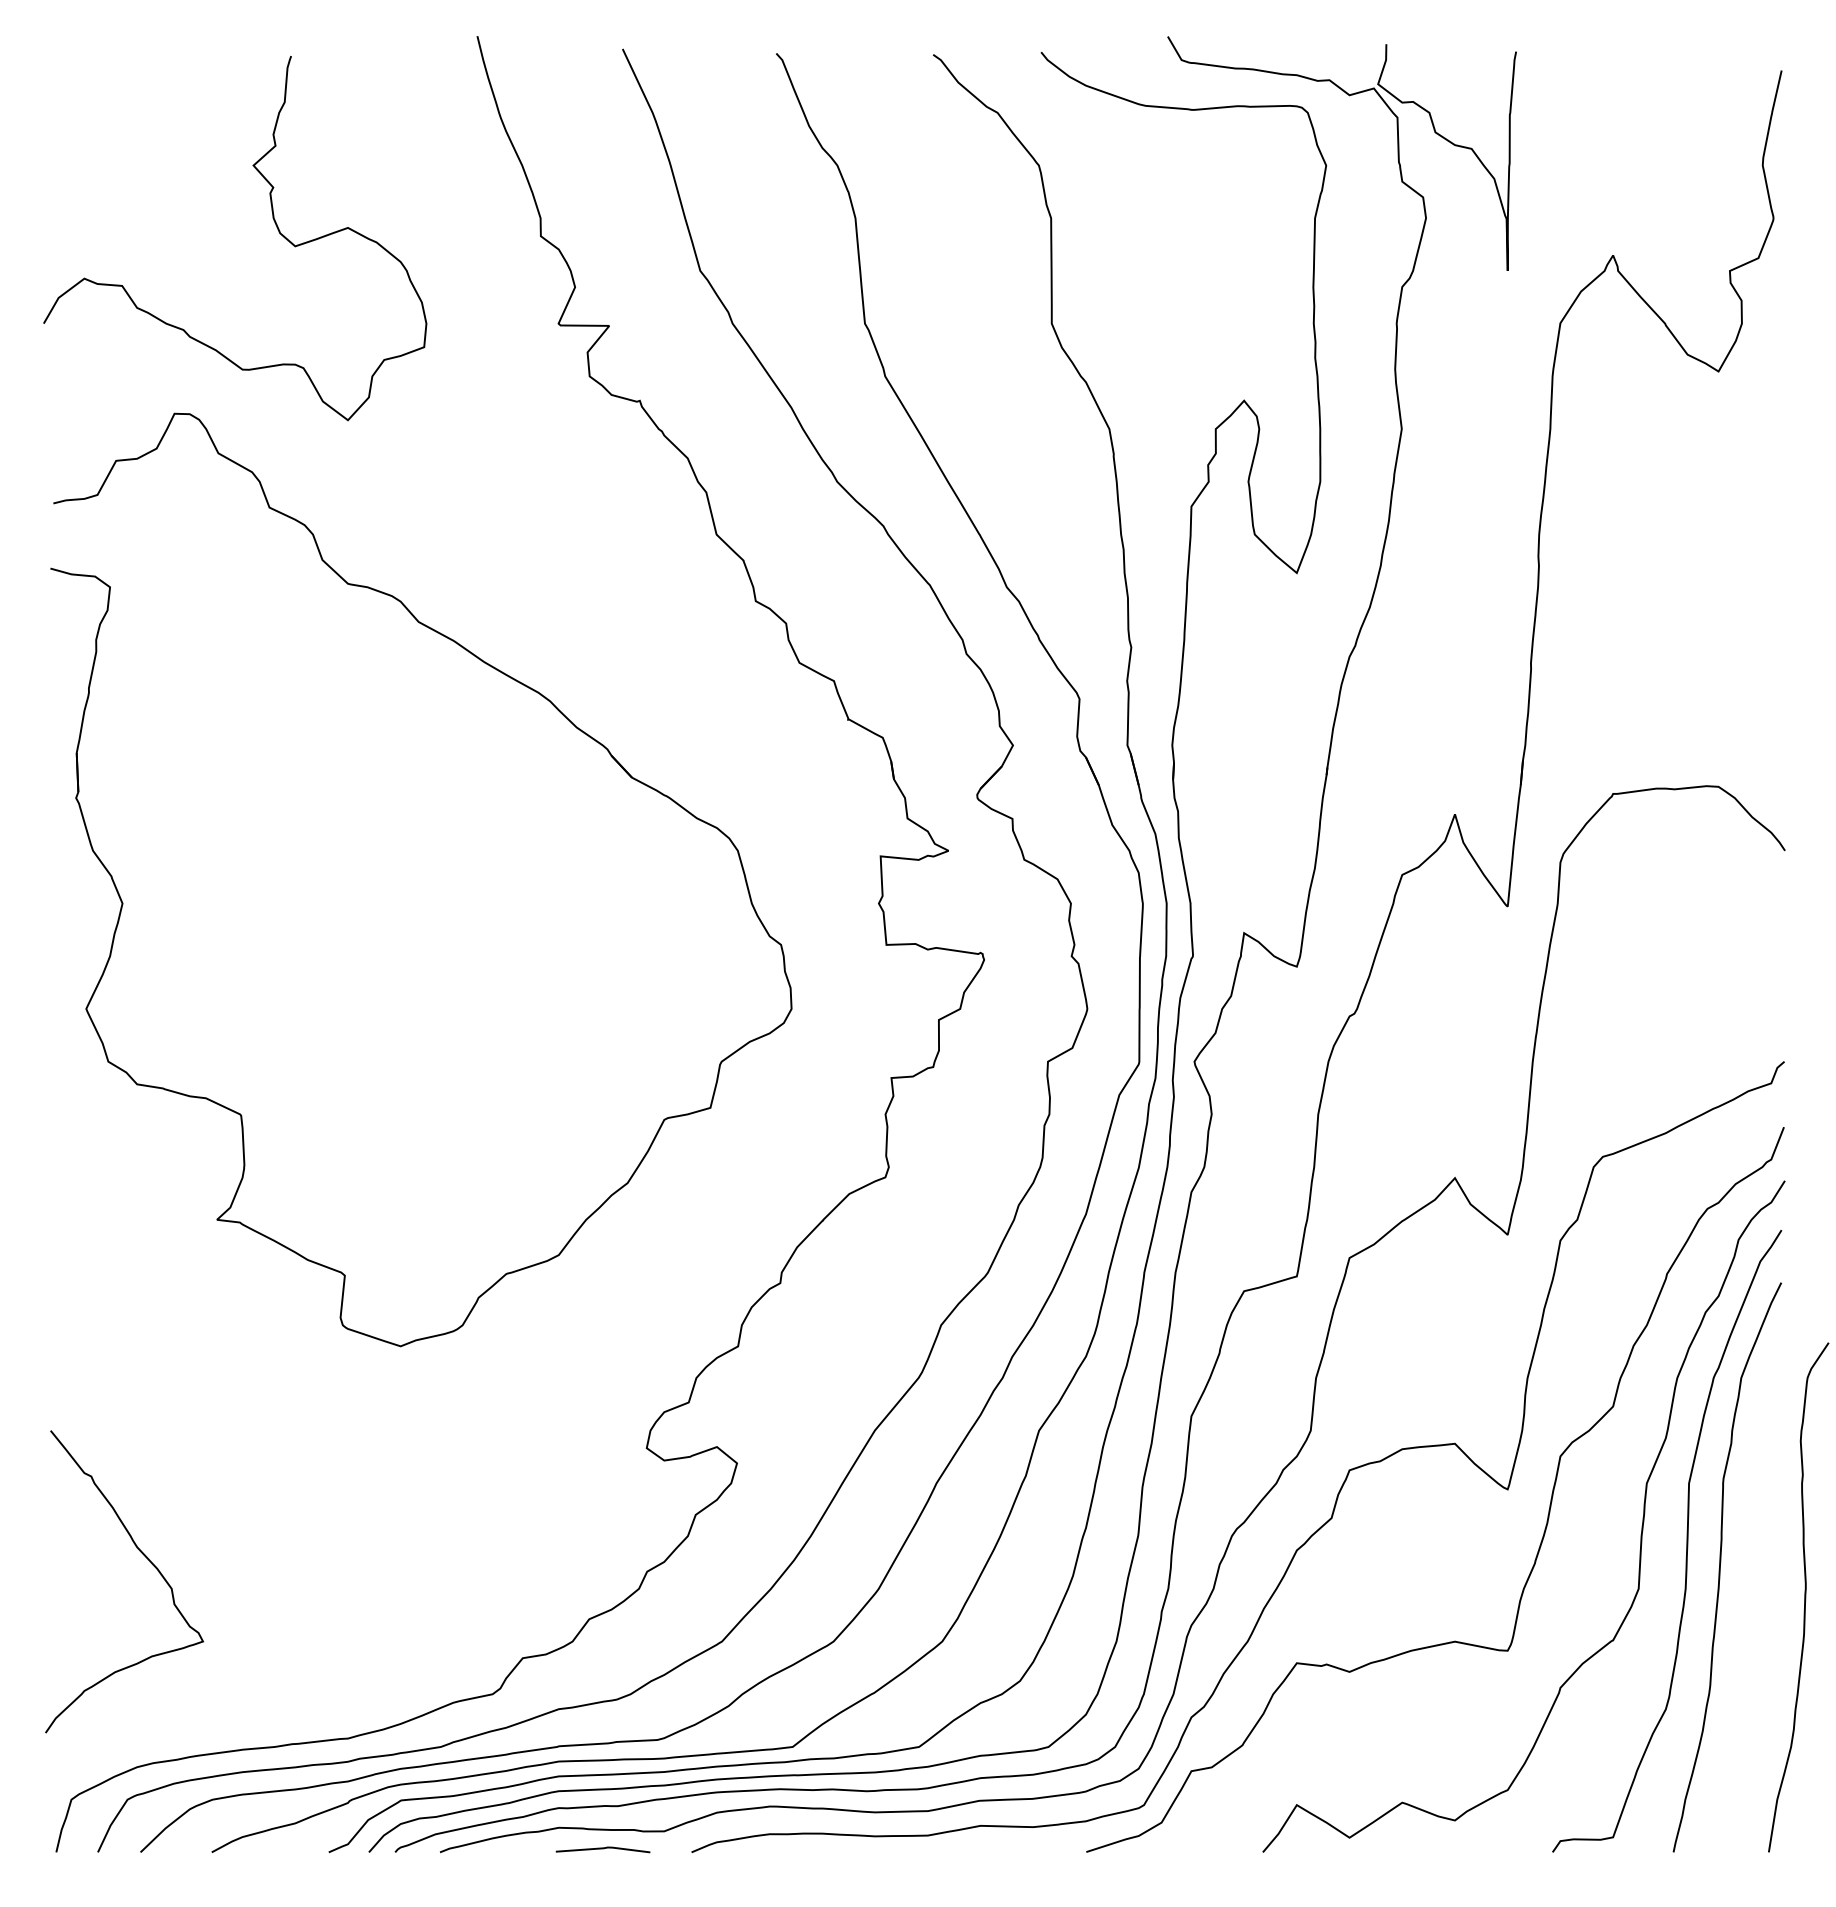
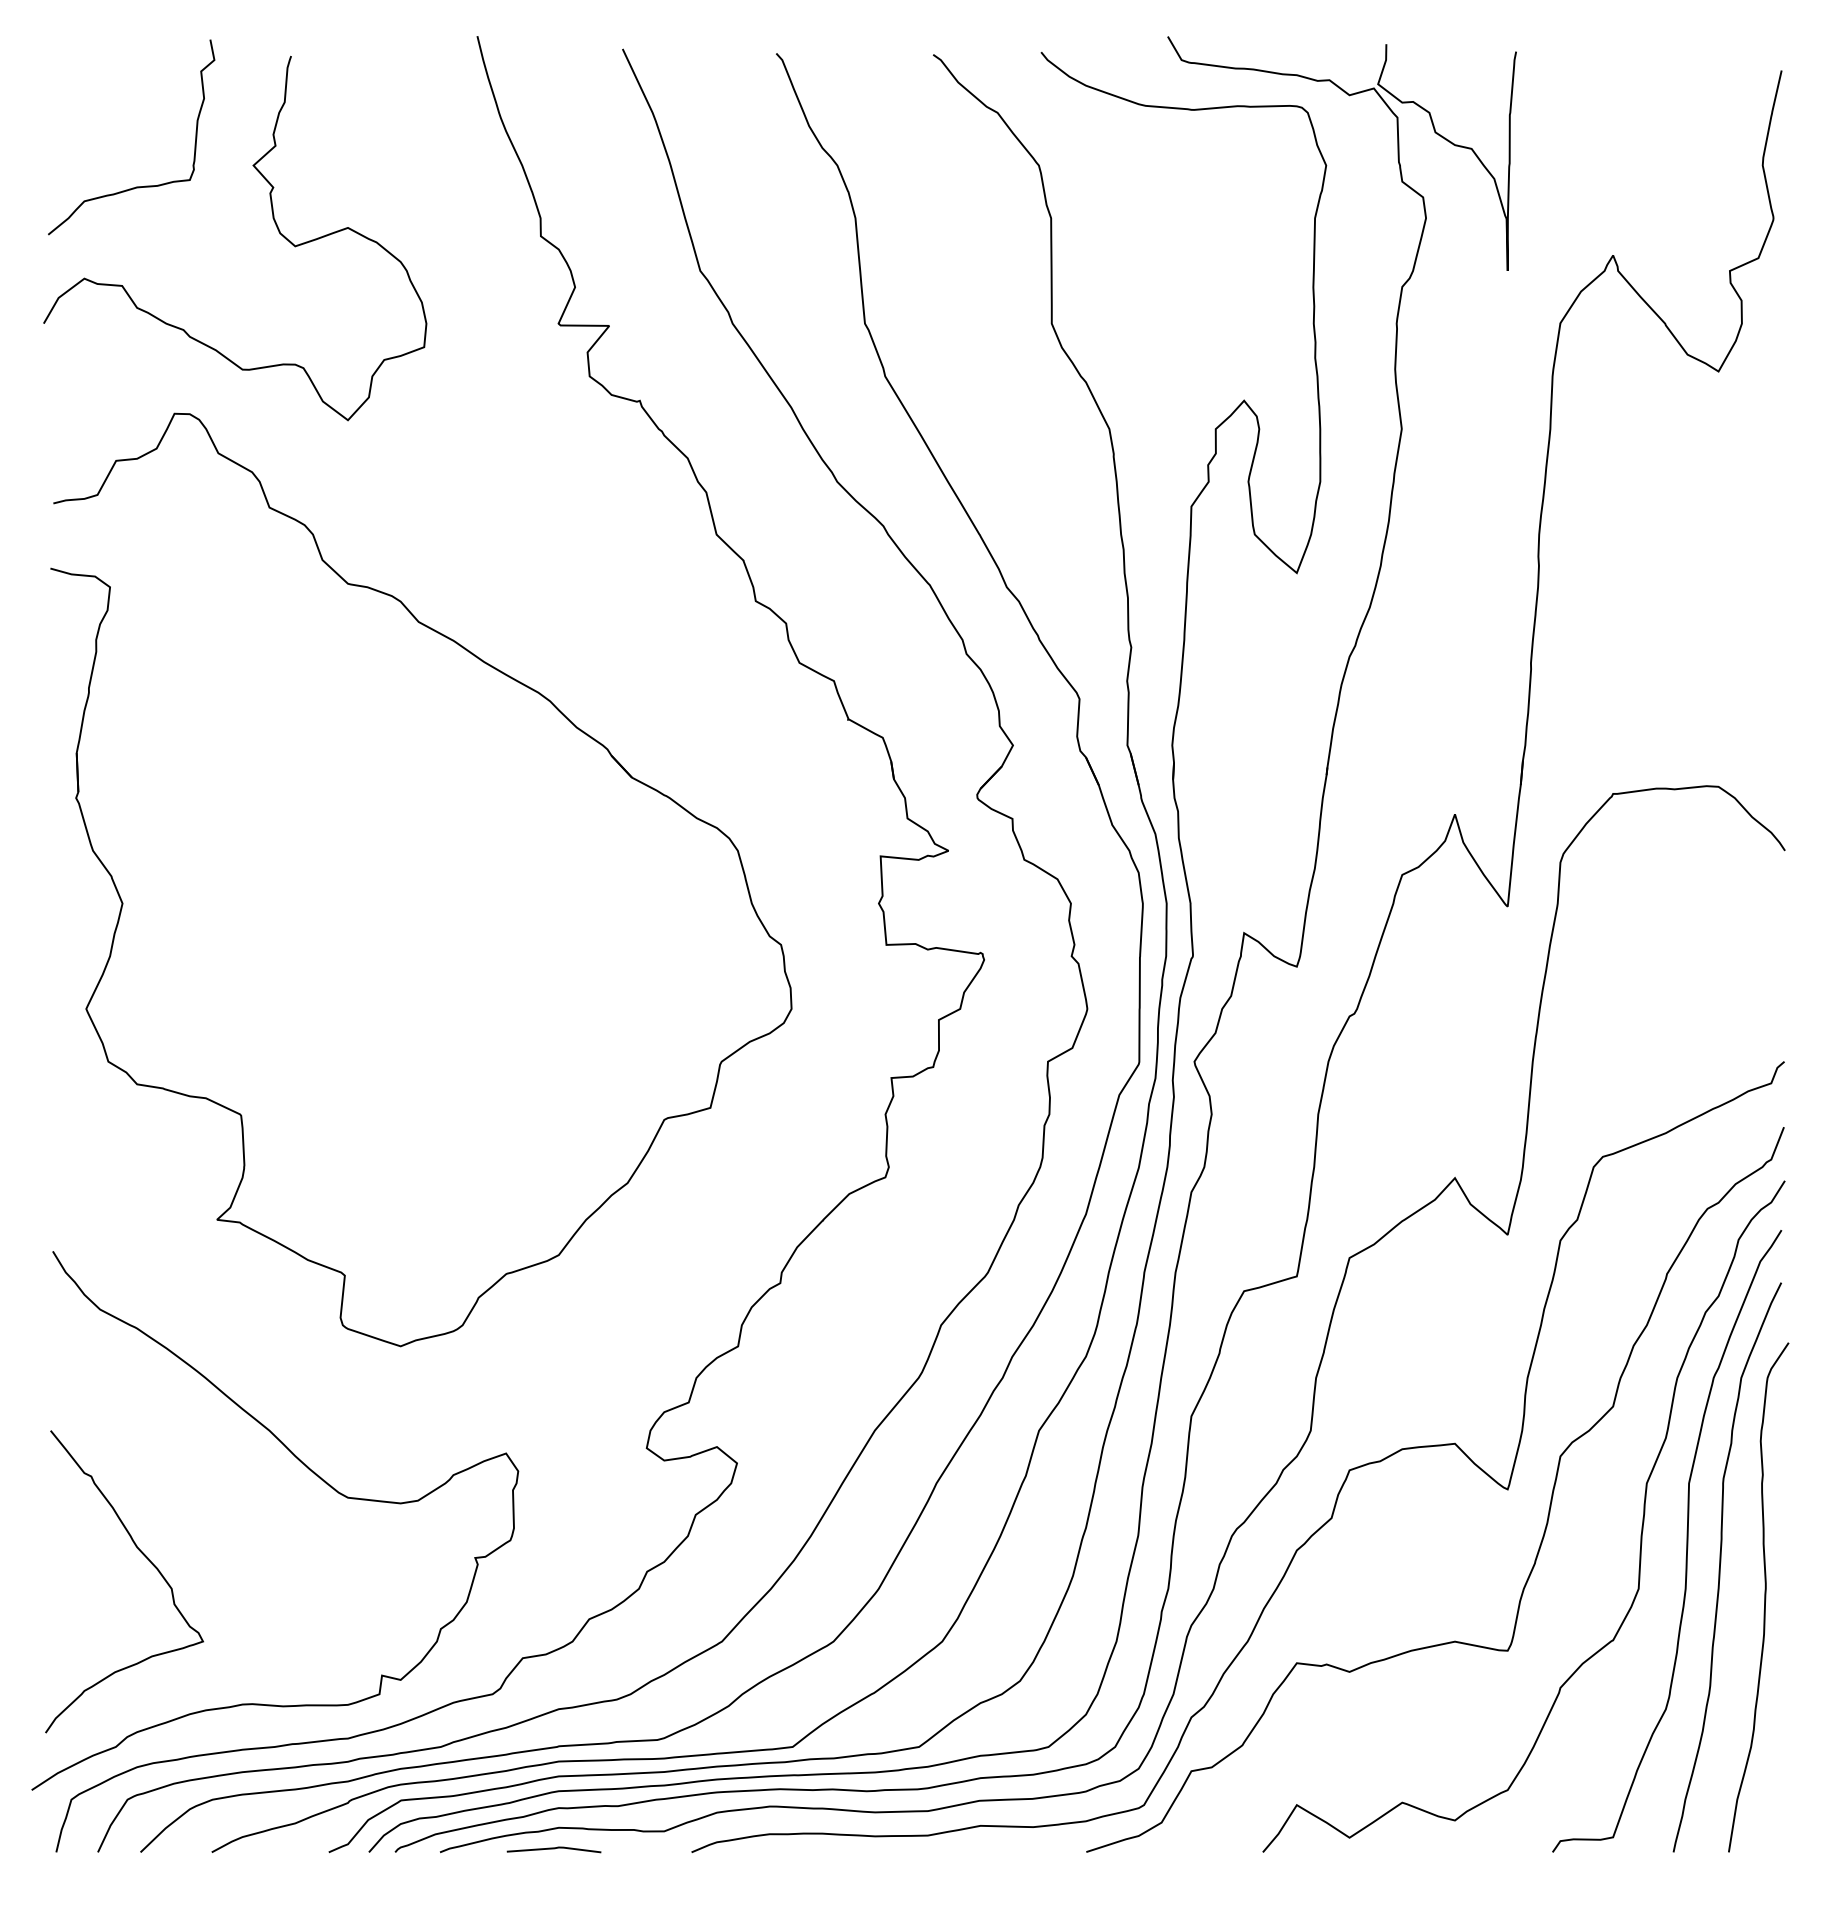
curve: none -> present (136, 186)
curve: none -> present (315, 1475)
curve position: (1804, 1597) -> (1764, 1597) (1764, 1597)
line position: (602, 1849) -> (553, 1849) (553, 1849)
